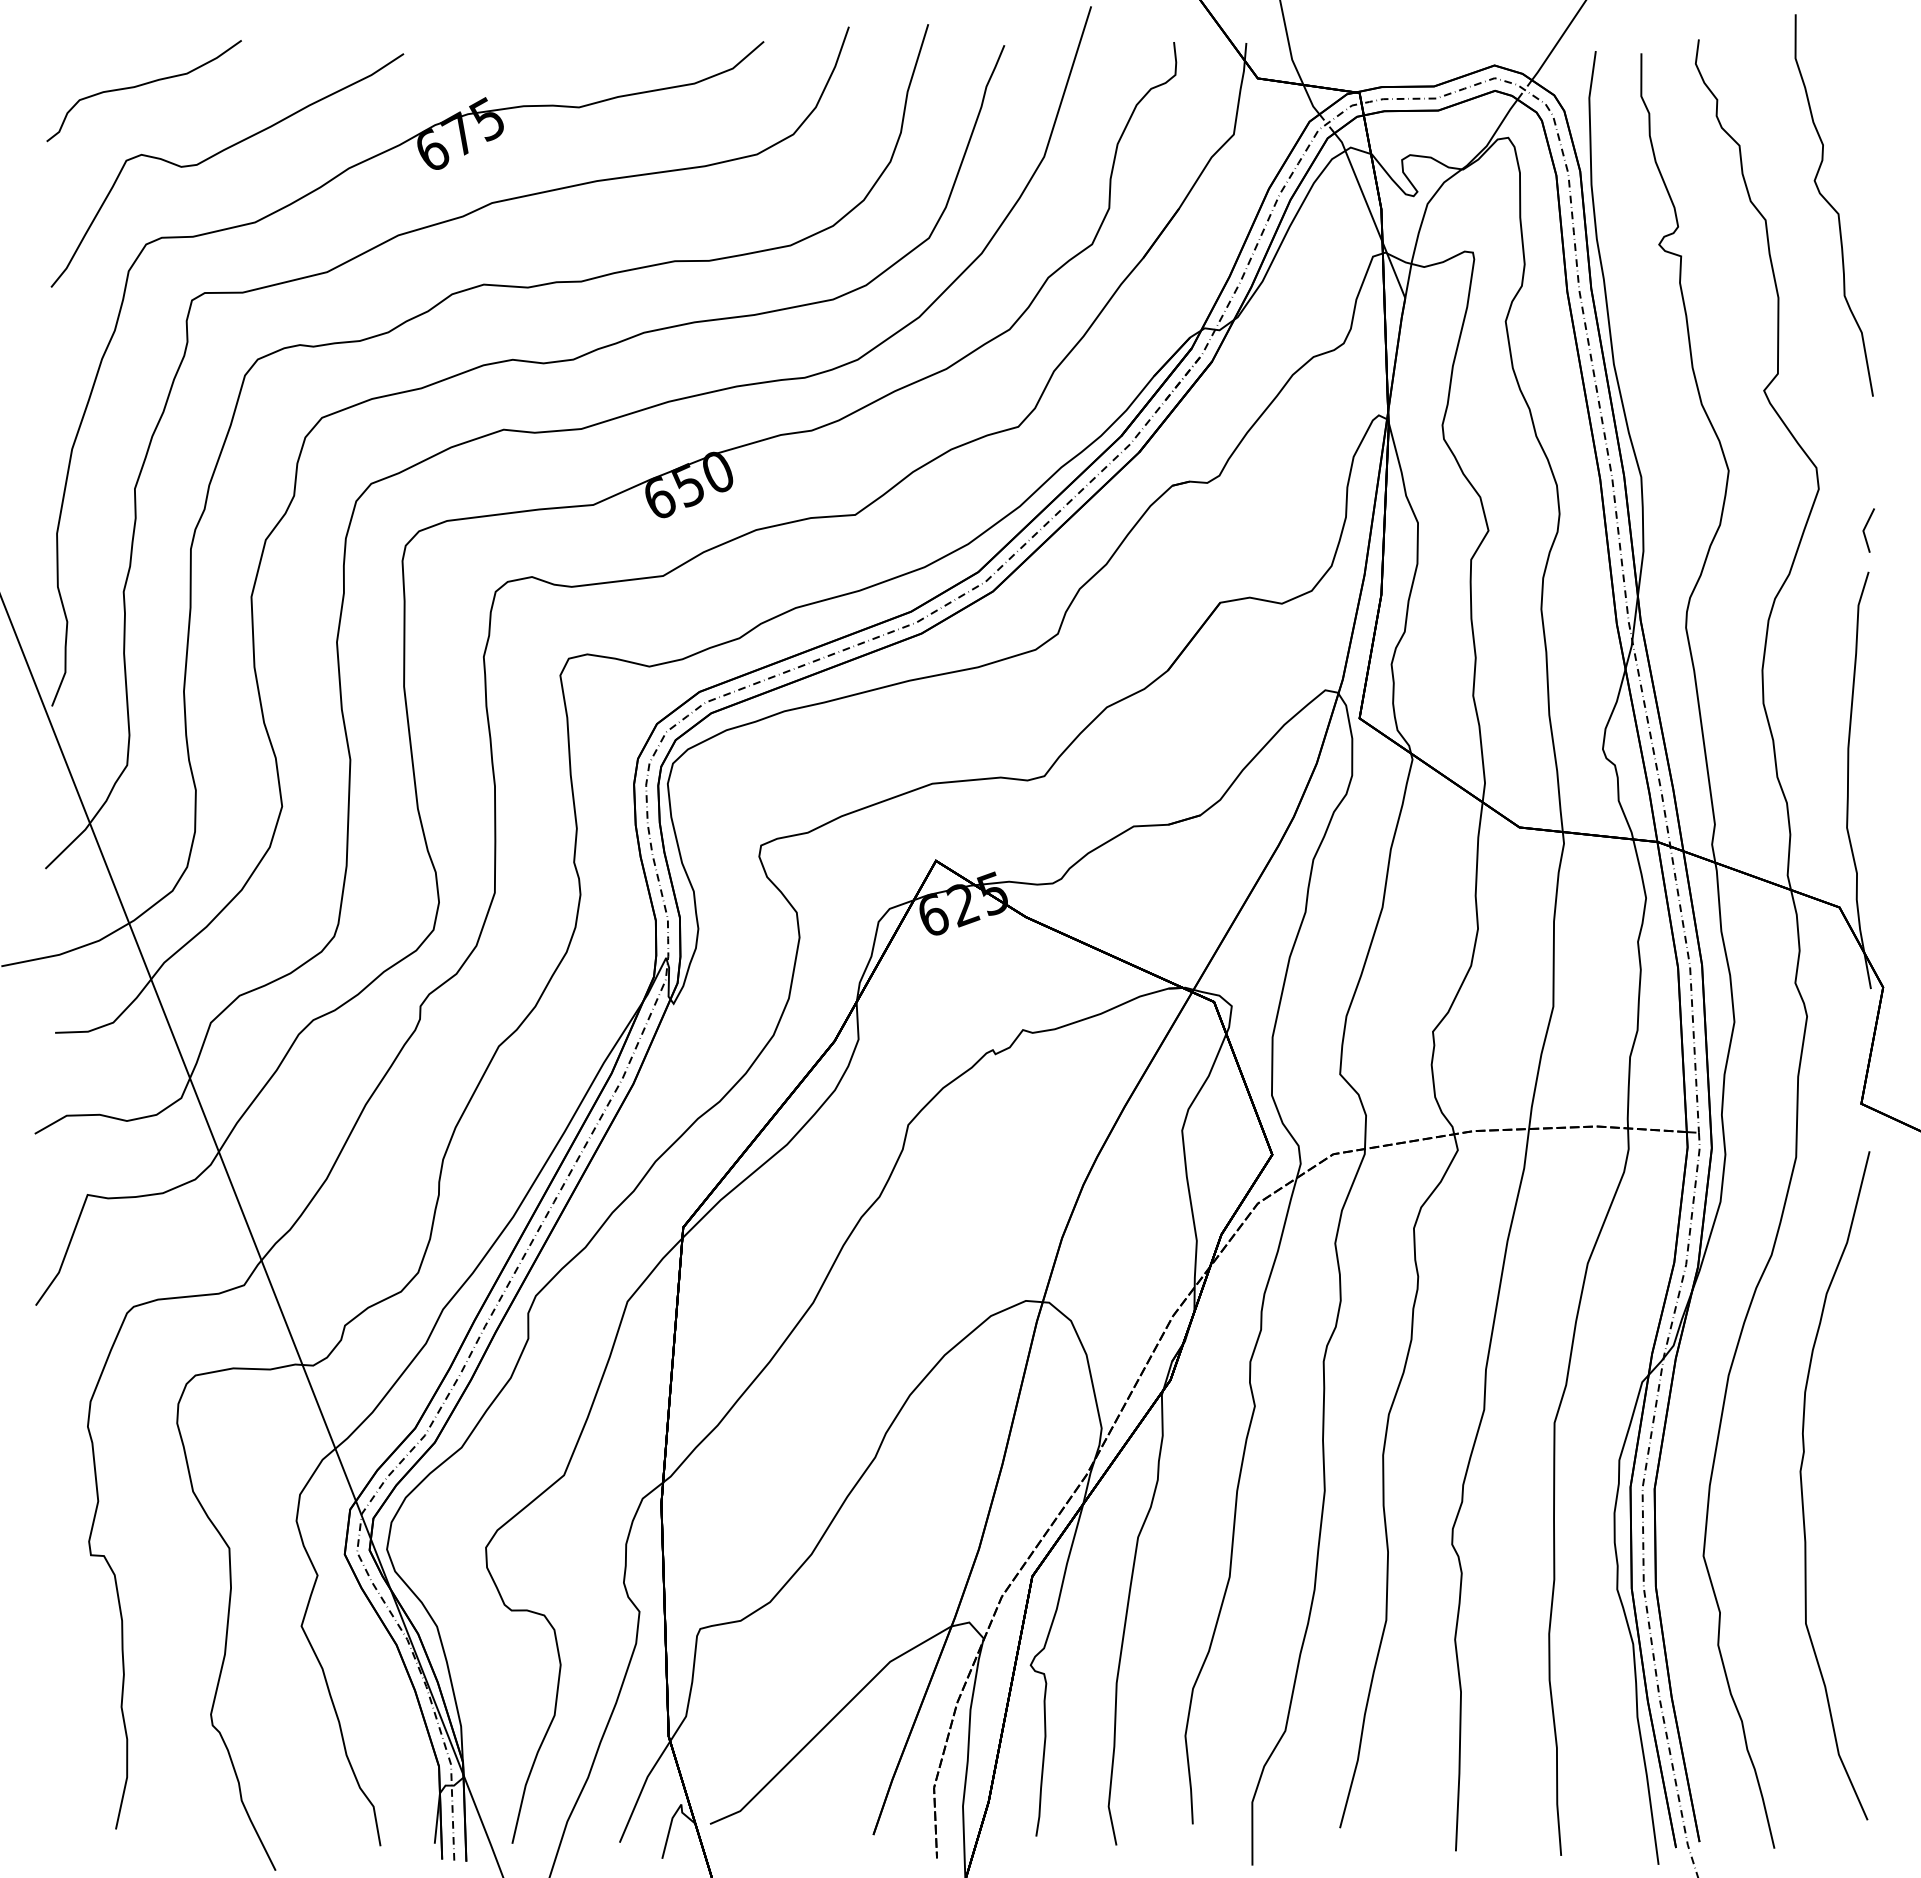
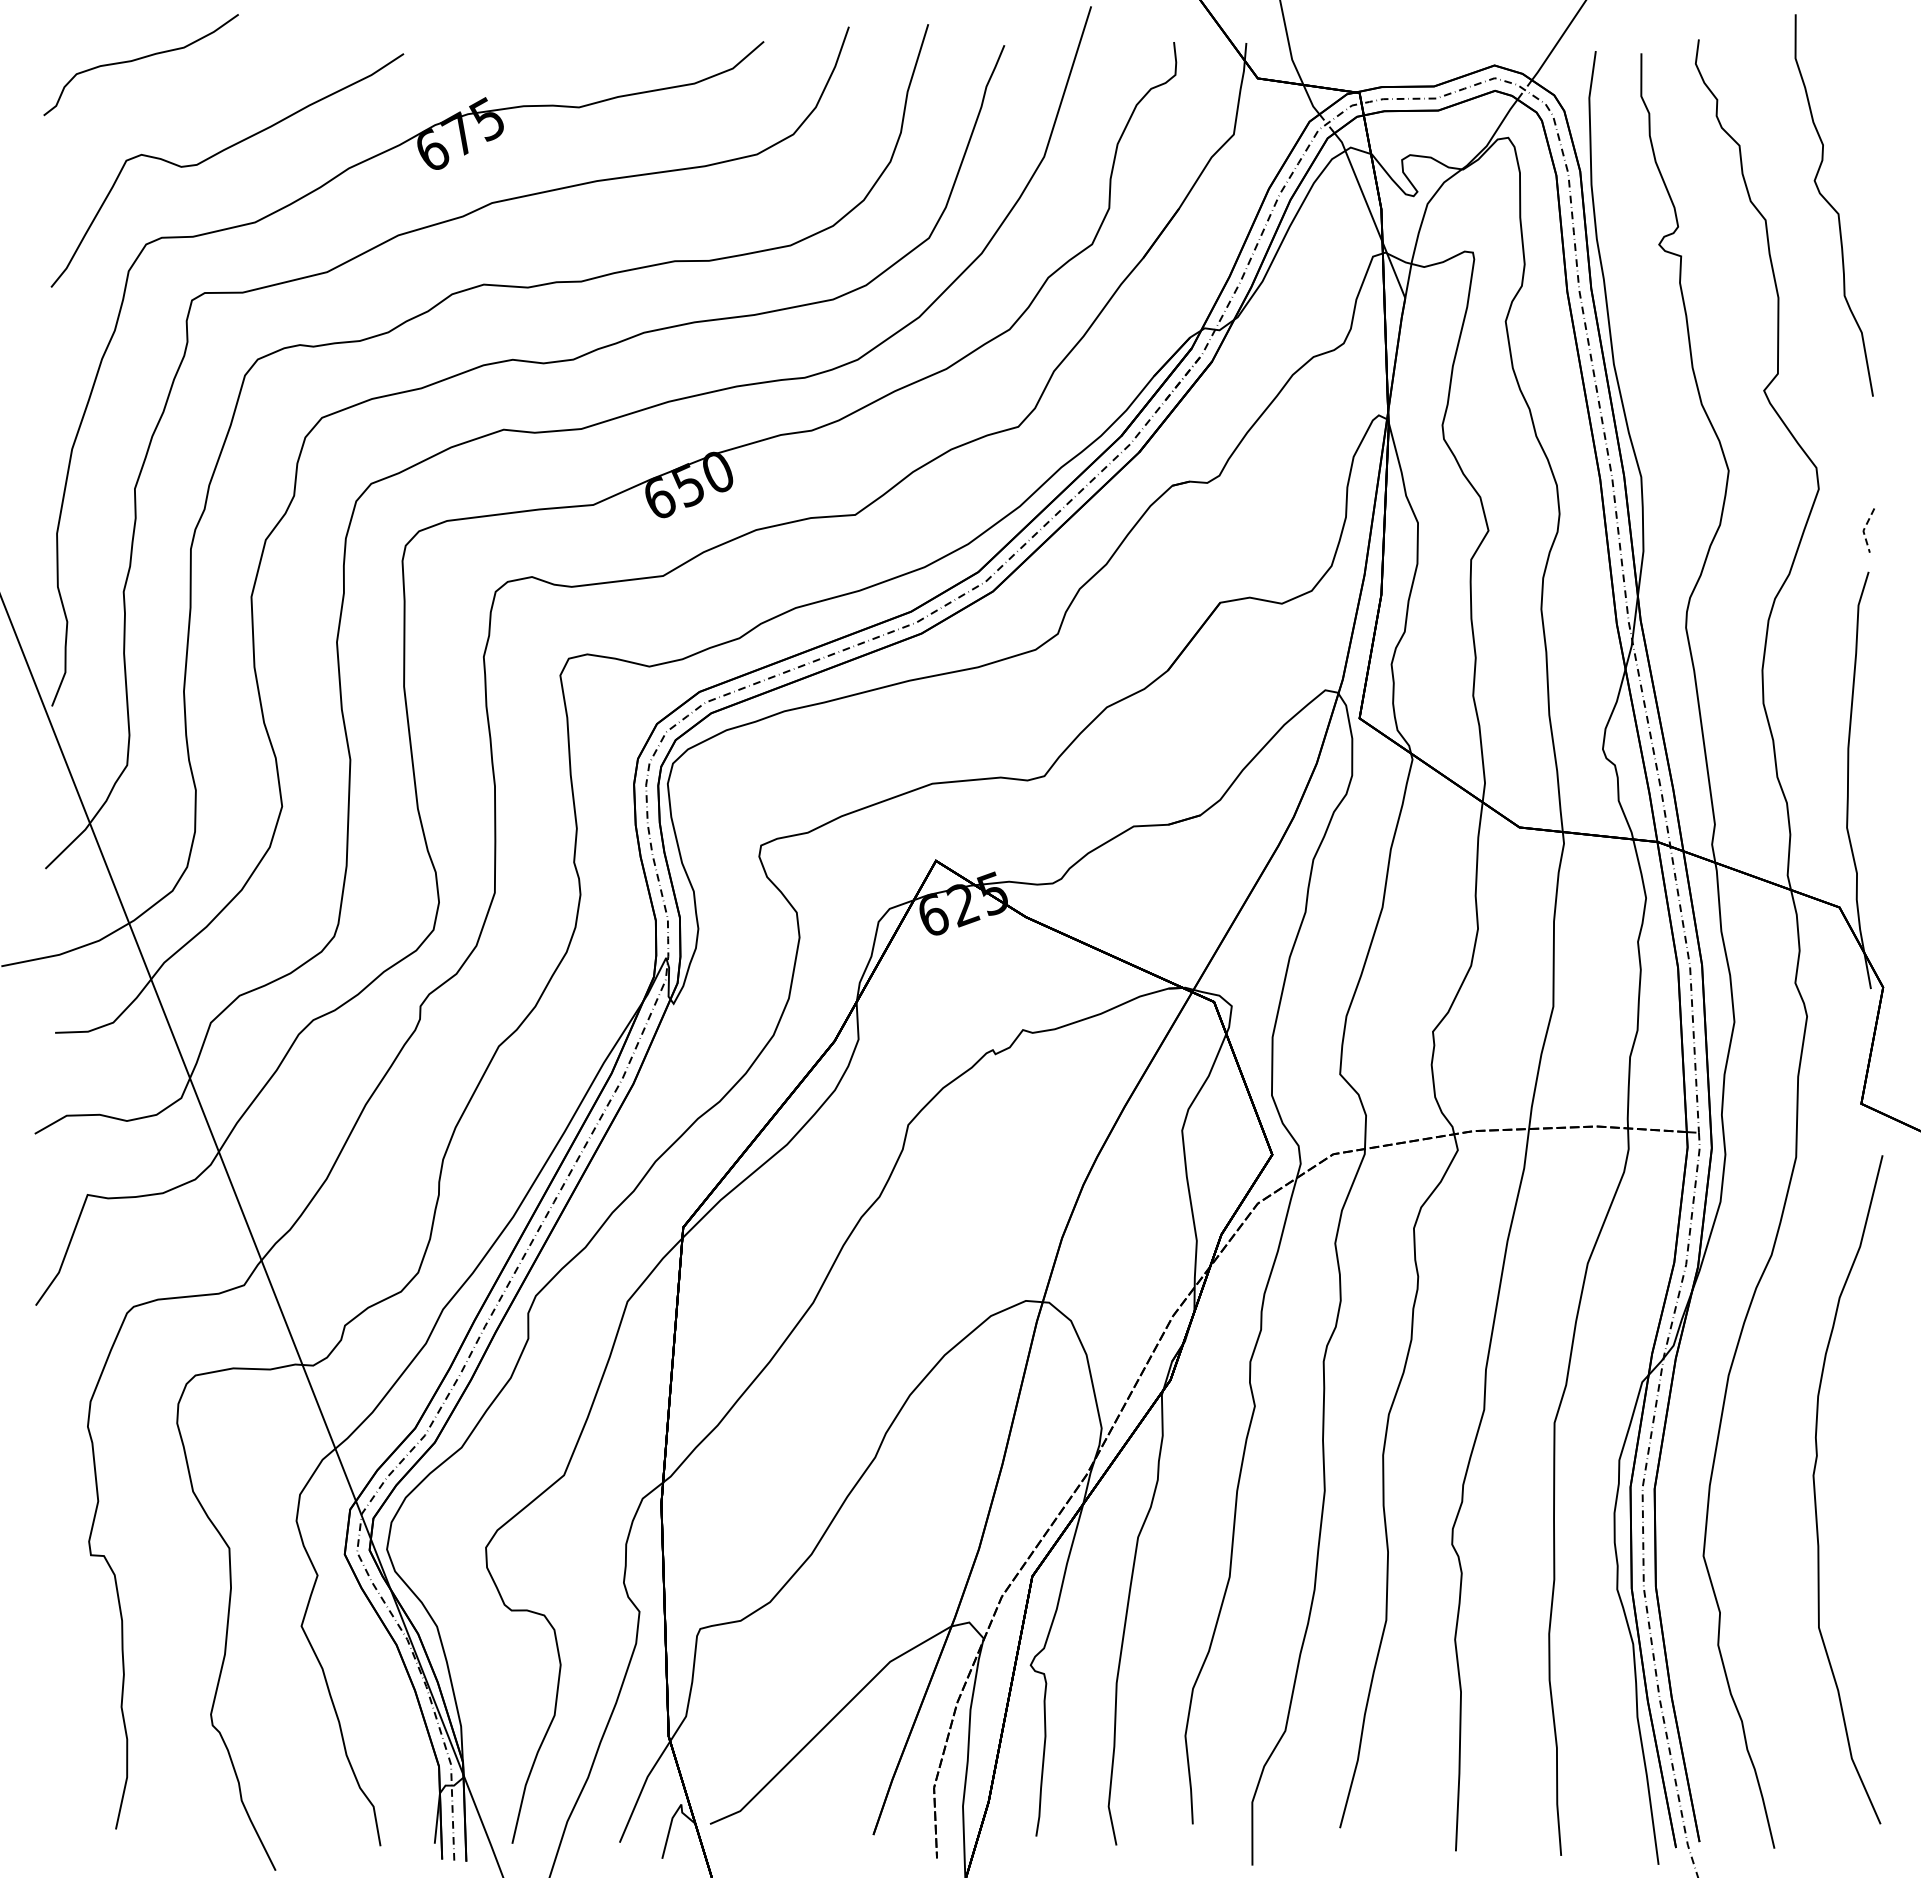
curve position: (140, 86) -> (137, 60) (137, 60)
line: solid -> dashed (1863, 530)
curve position: (1802, 1485) -> (1815, 1489) (1815, 1489)
